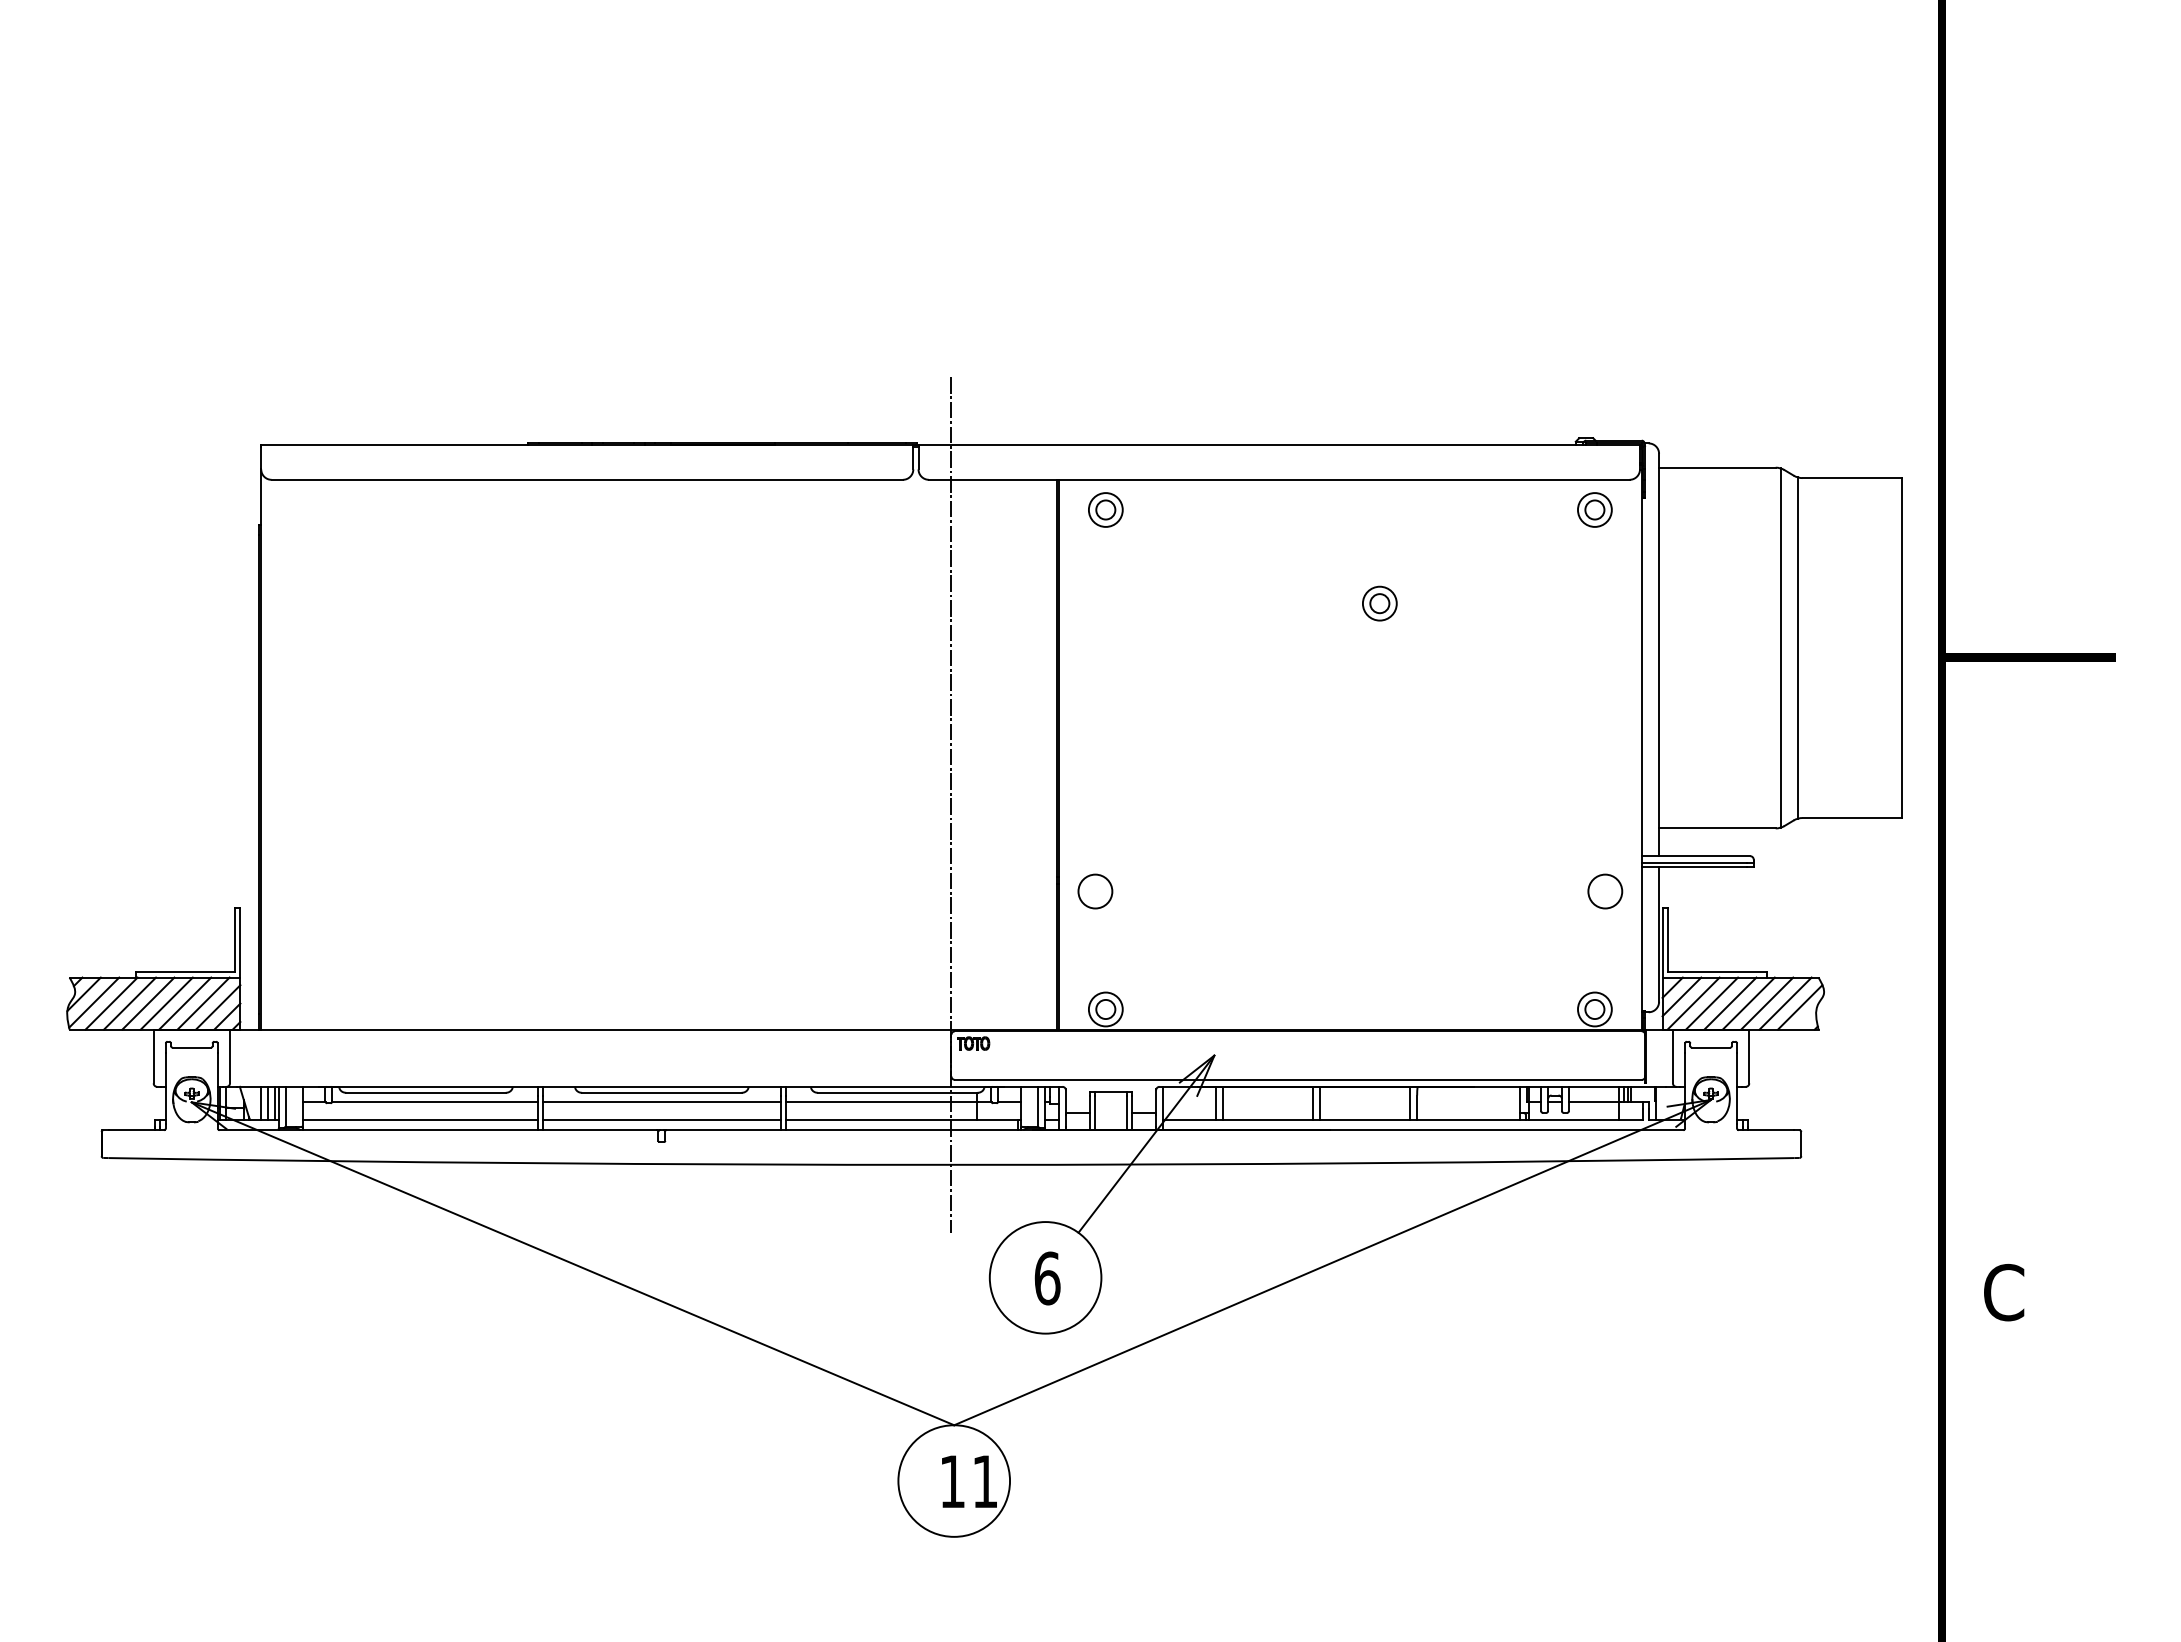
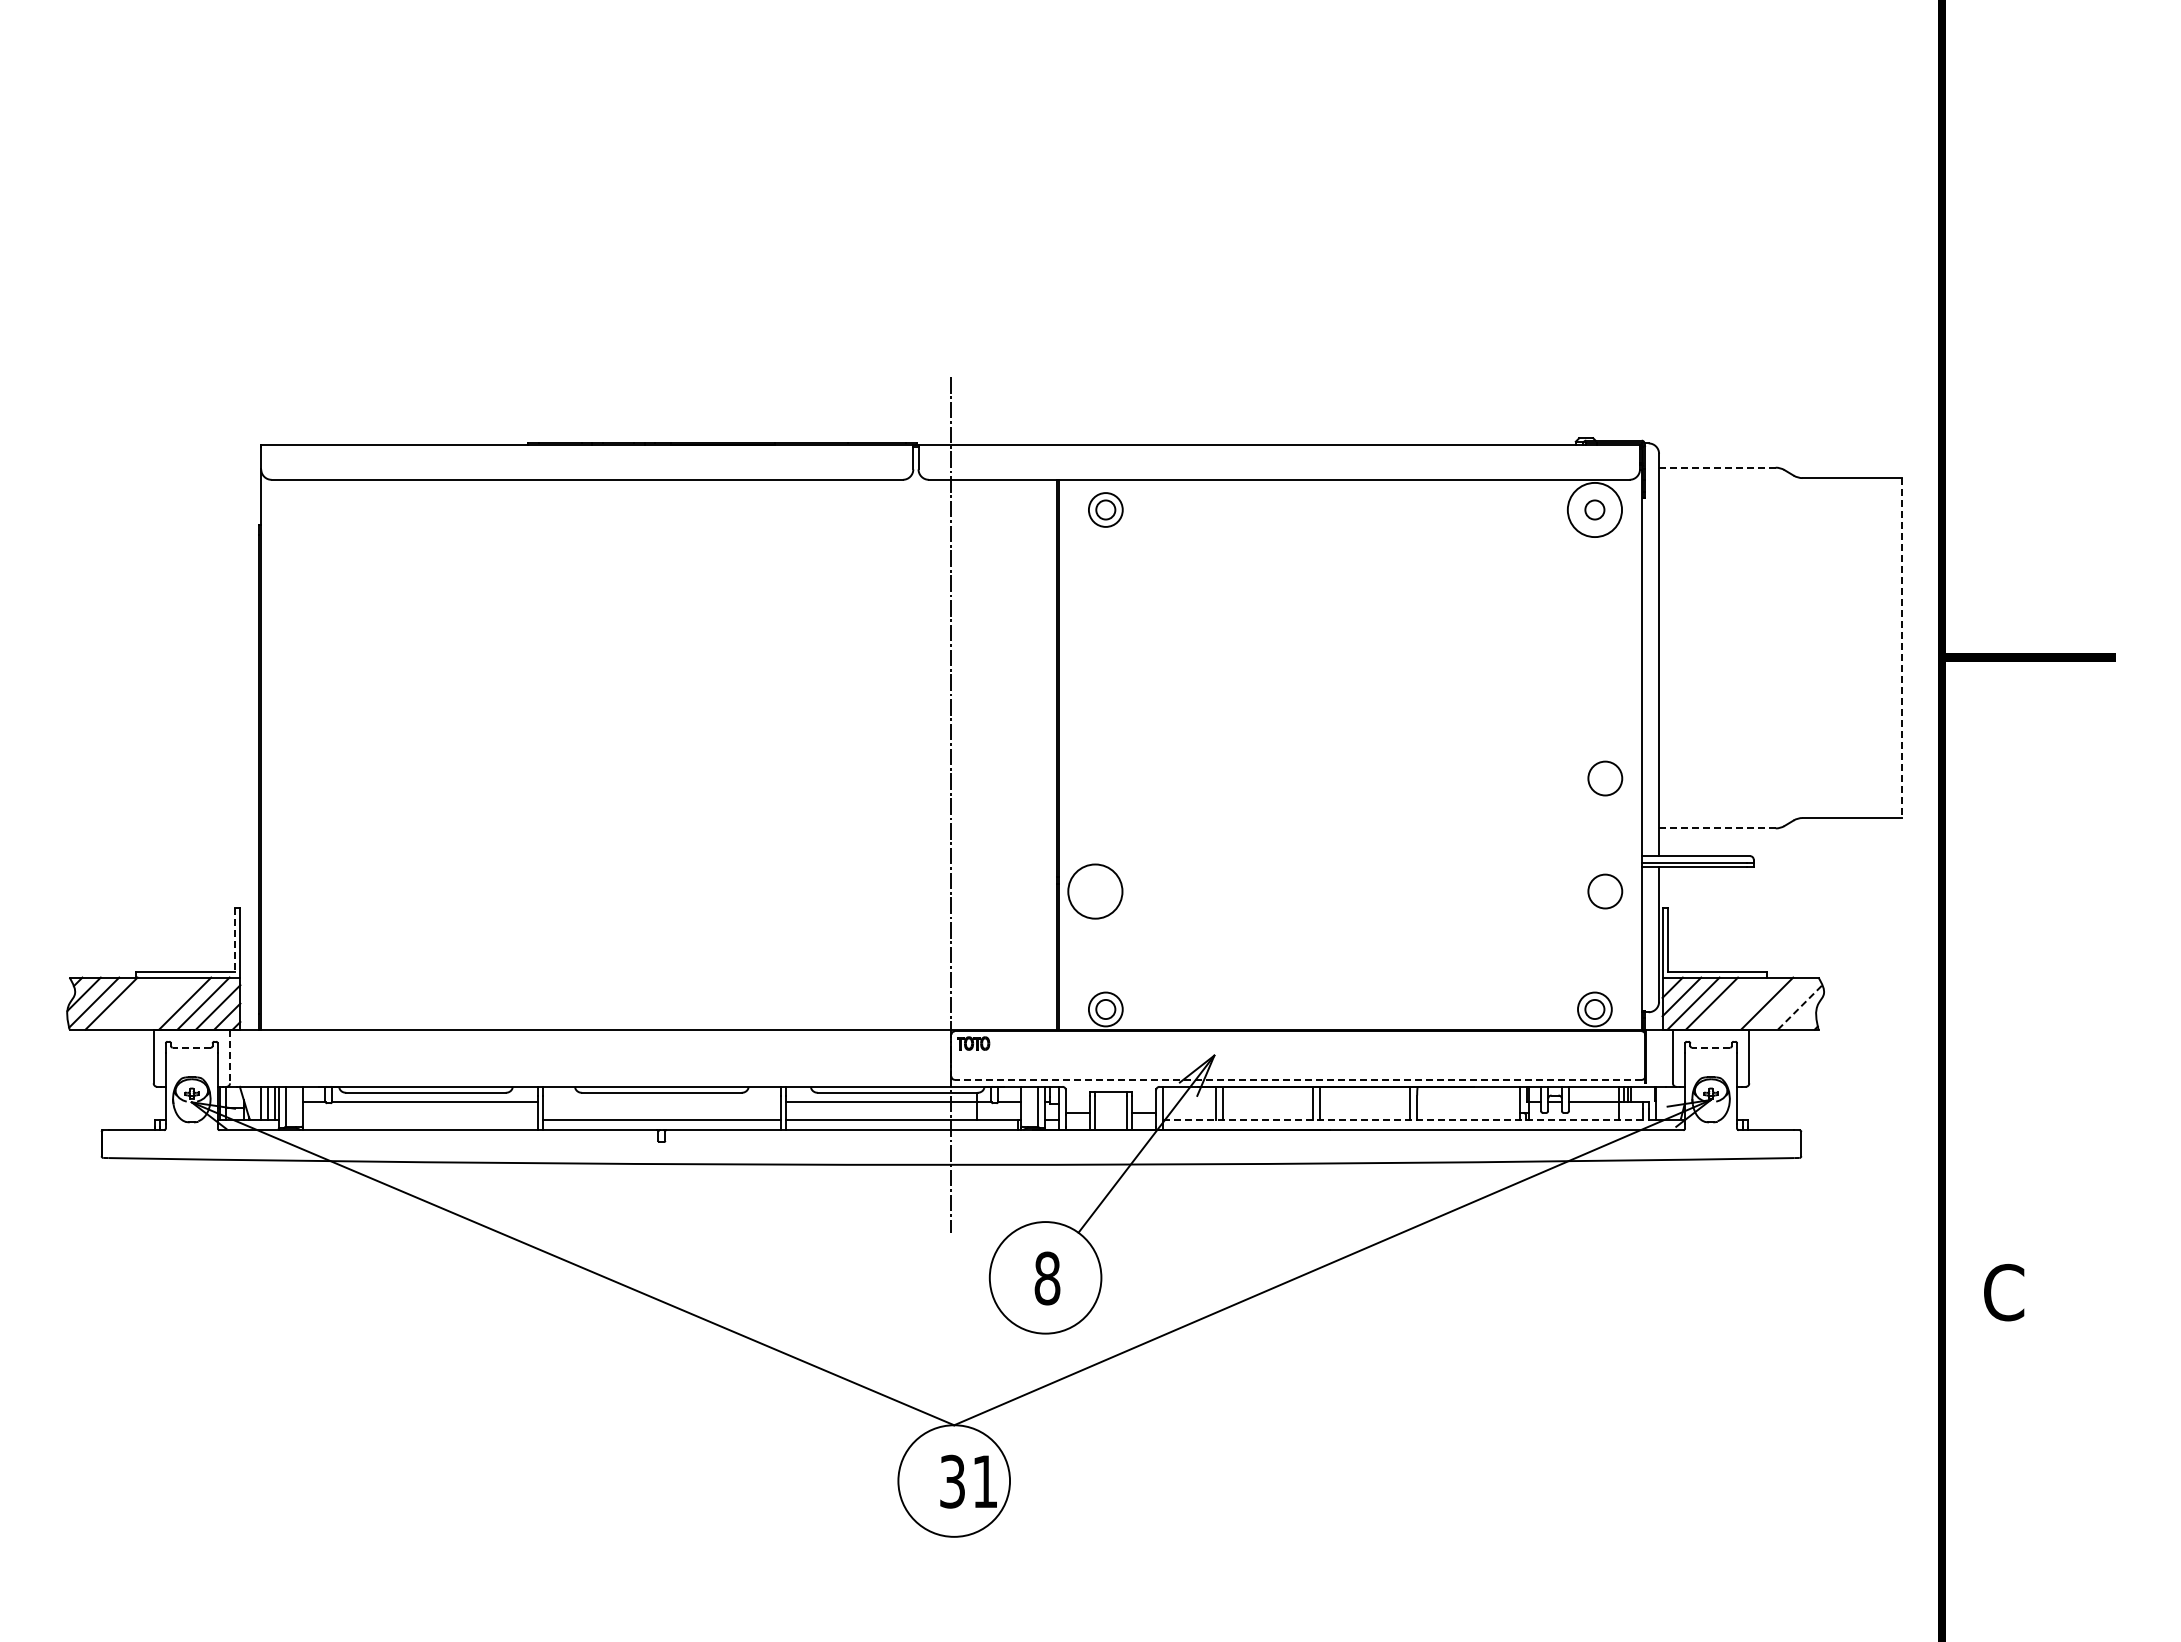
line: solid -> dashed (1716, 467)
circle diameter: 34 px -> 54 px (1594, 509)
part: present -> none (1379, 603)
line: present -> none (1780, 647)
line: present -> none (1797, 647)
line: solid -> dashed (1901, 648)
circle: none -> present (1605, 778)
line: solid -> dashed (1717, 828)
circle size: 37x37 px -> 57x57 px (1095, 891)
line: solid -> dashed (234, 940)
line: present -> none (130, 1003)
line: present -> none (148, 1003)
line: present -> none (166, 1003)
line: present -> none (1730, 1003)
line: present -> none (1748, 1003)
line: present -> none (1785, 1003)
line: solid -> dashed (1800, 1007)
line: solid -> dashed (191, 1047)
line: solid -> dashed (1710, 1047)
line: solid -> dashed (230, 1056)
line: solid -> dashed (1297, 1079)
line: present -> none (661, 1102)
line: present -> none (419, 1119)
line: solid -> dashed (1403, 1119)
text: 6 -> 8 (1047, 1278)
text: 11 -> 31 (952, 1481)
